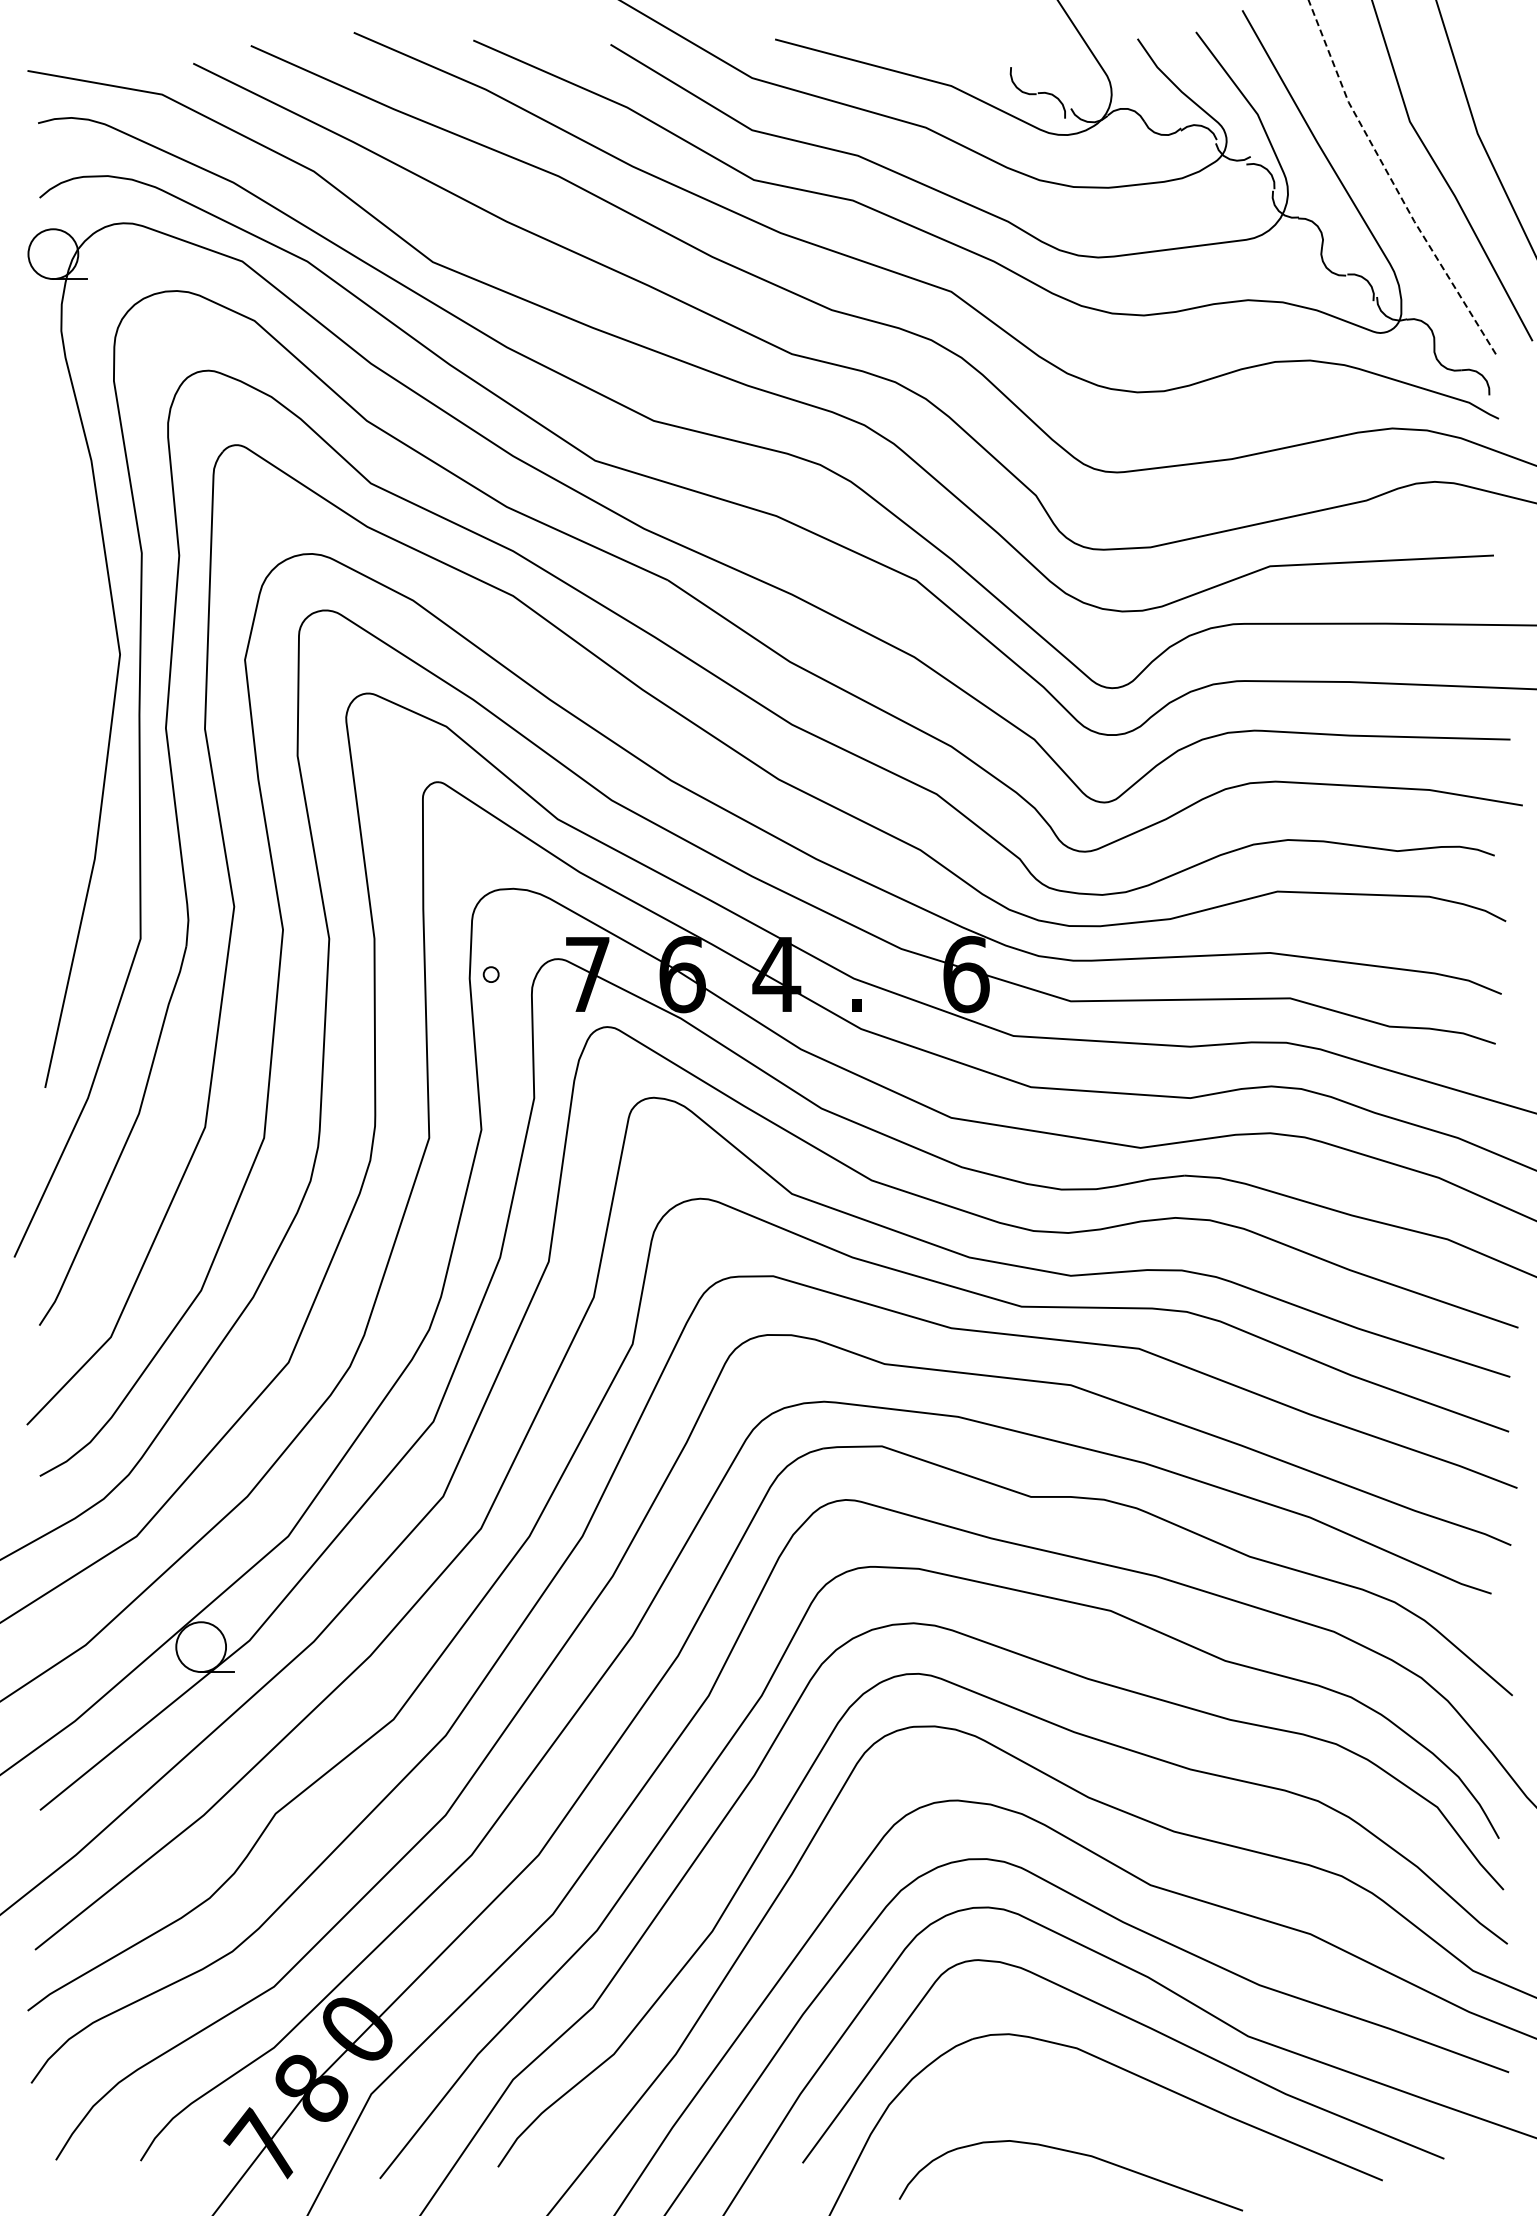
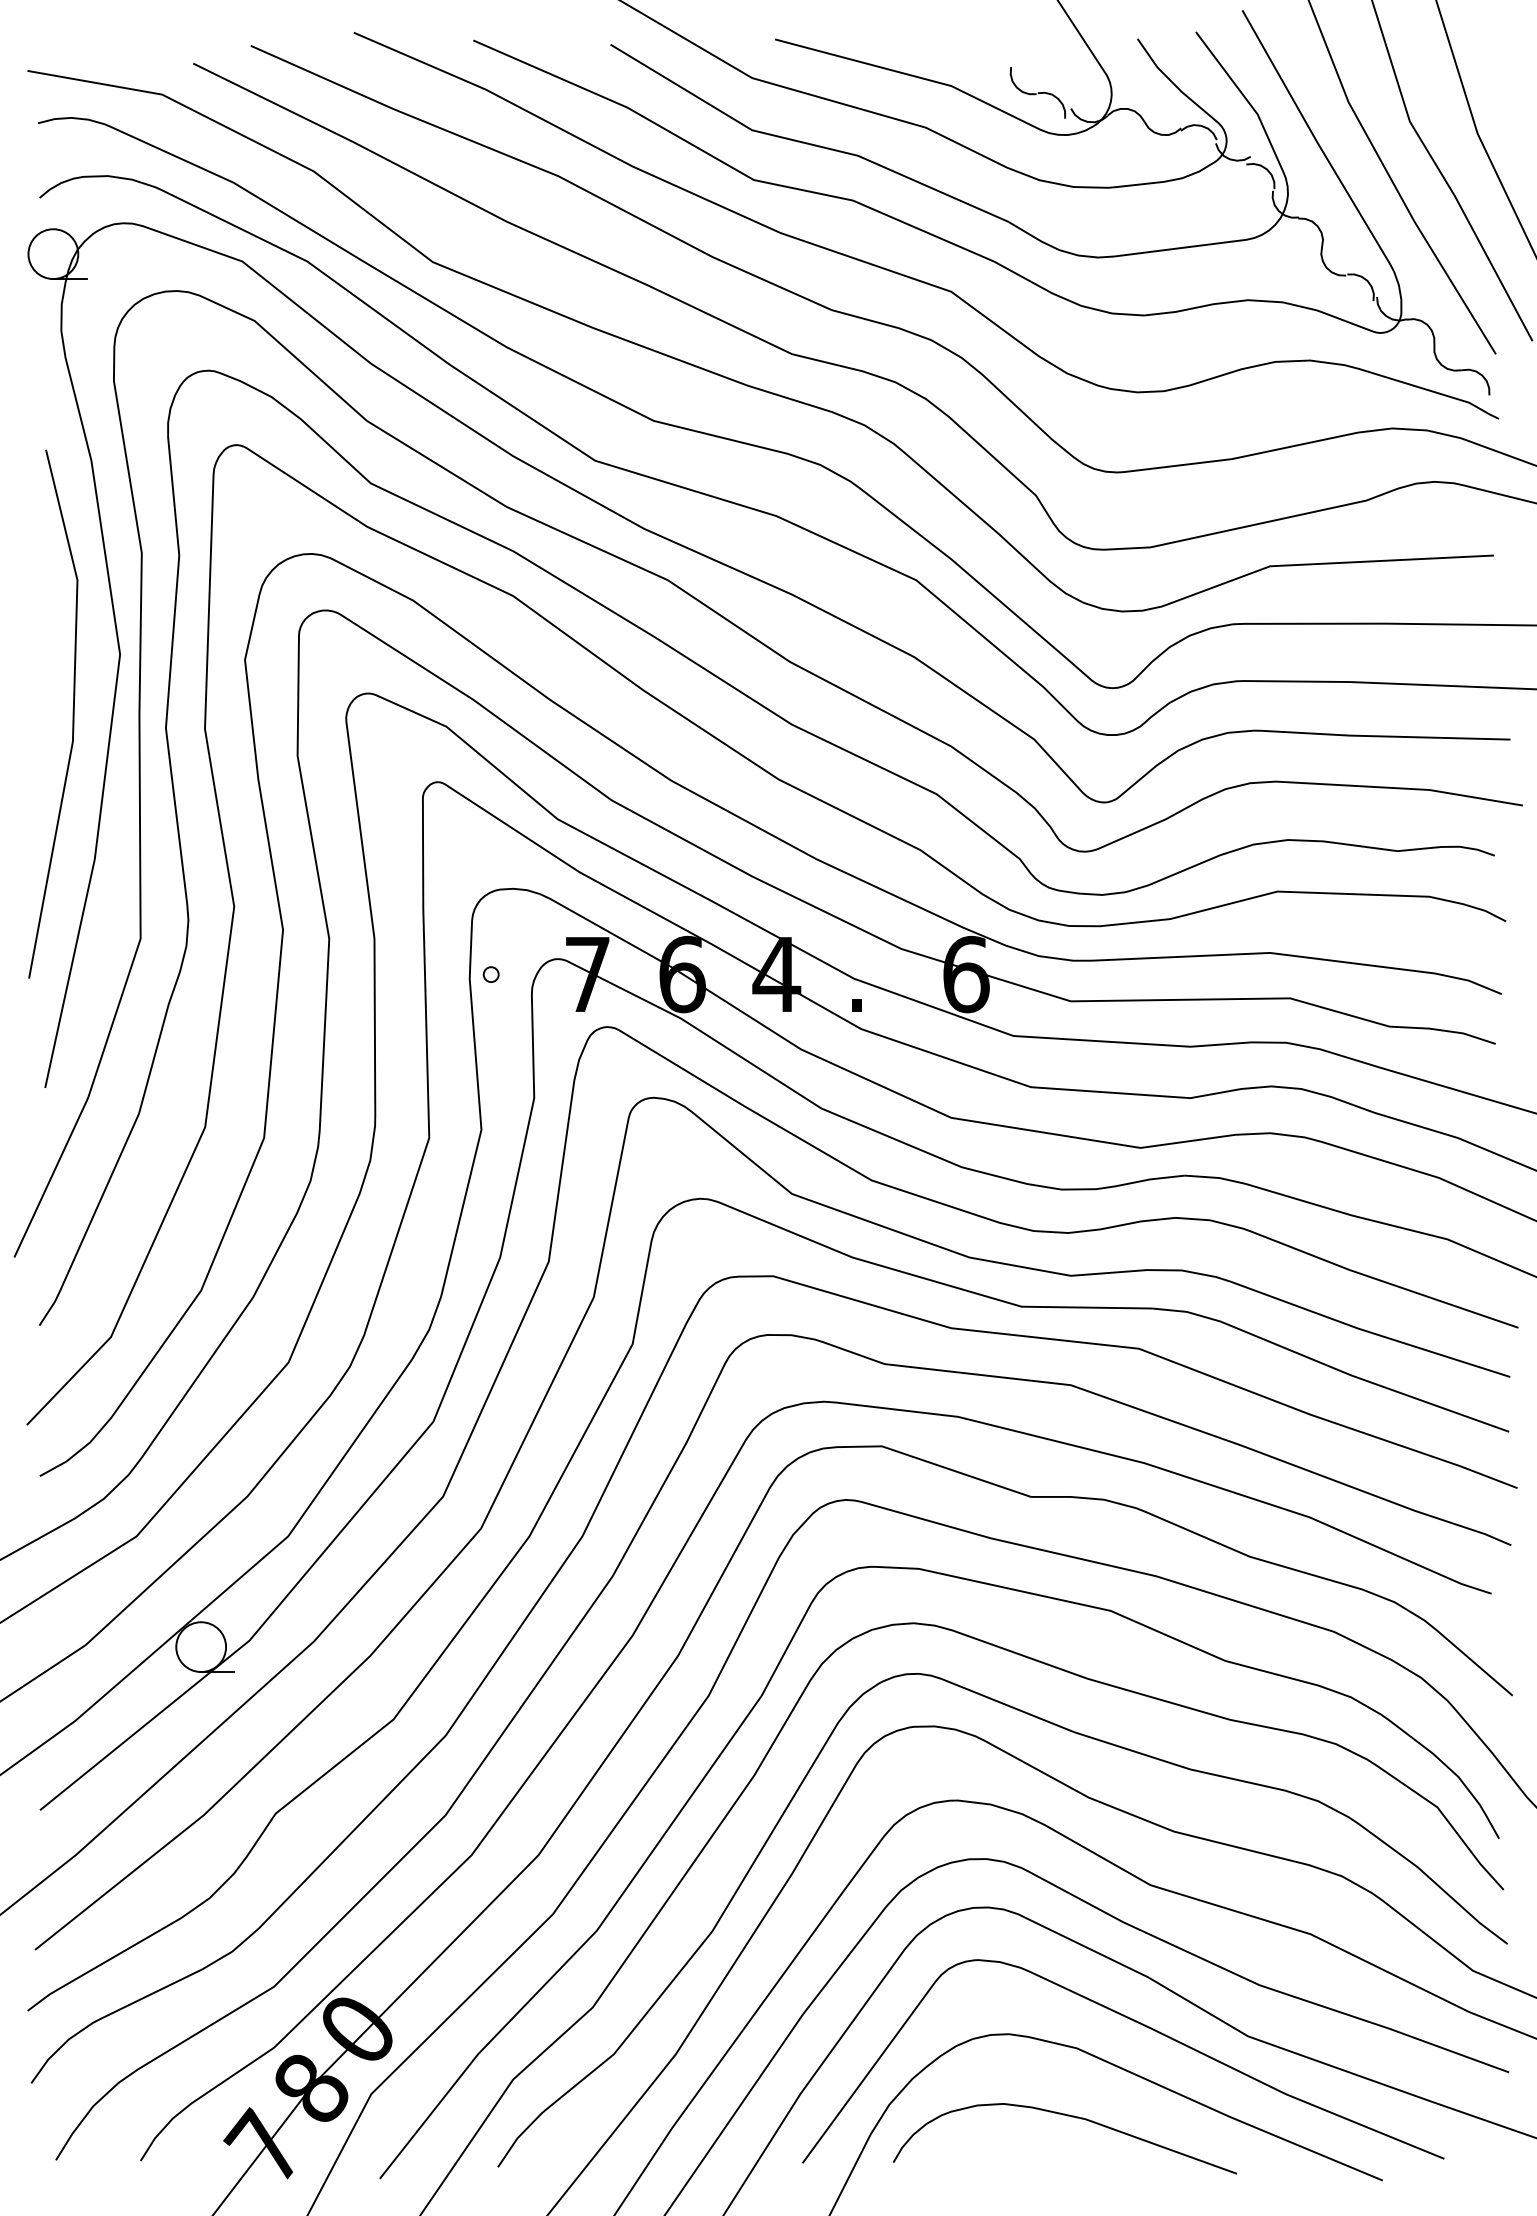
line: dashed -> solid (1392, 181)
line: none -> present (72, 713)
curve position: (1073, 2153) -> (1067, 2116) (1067, 2116)
